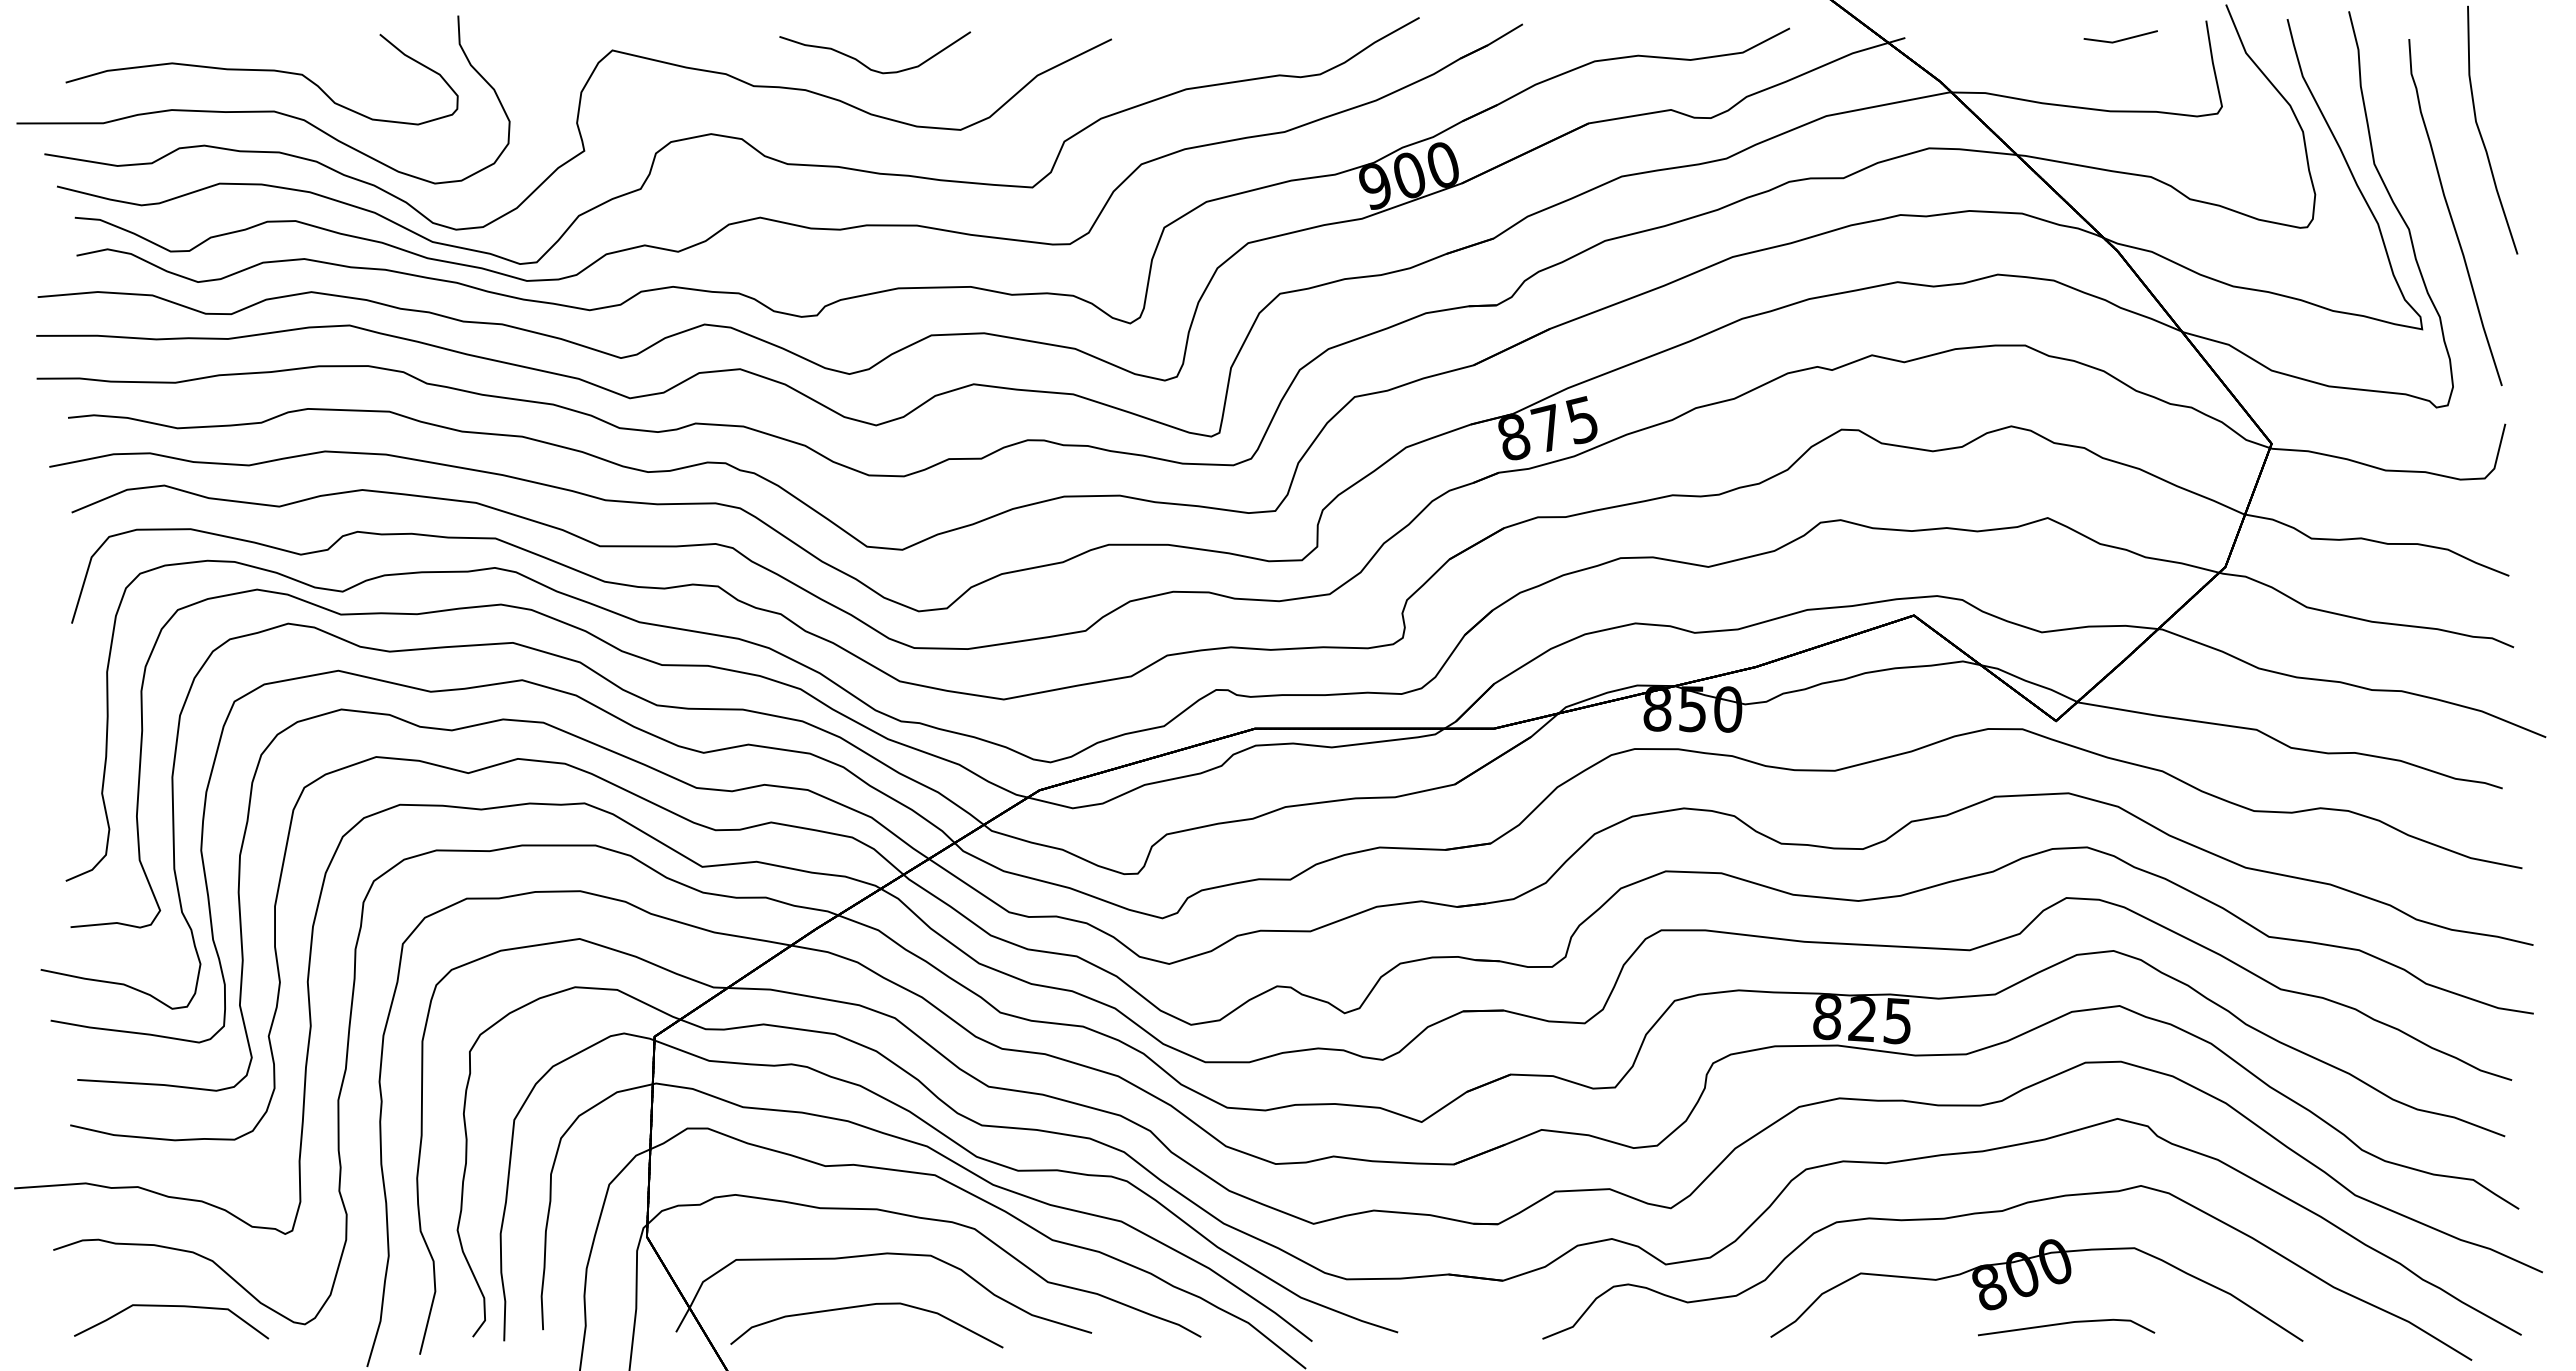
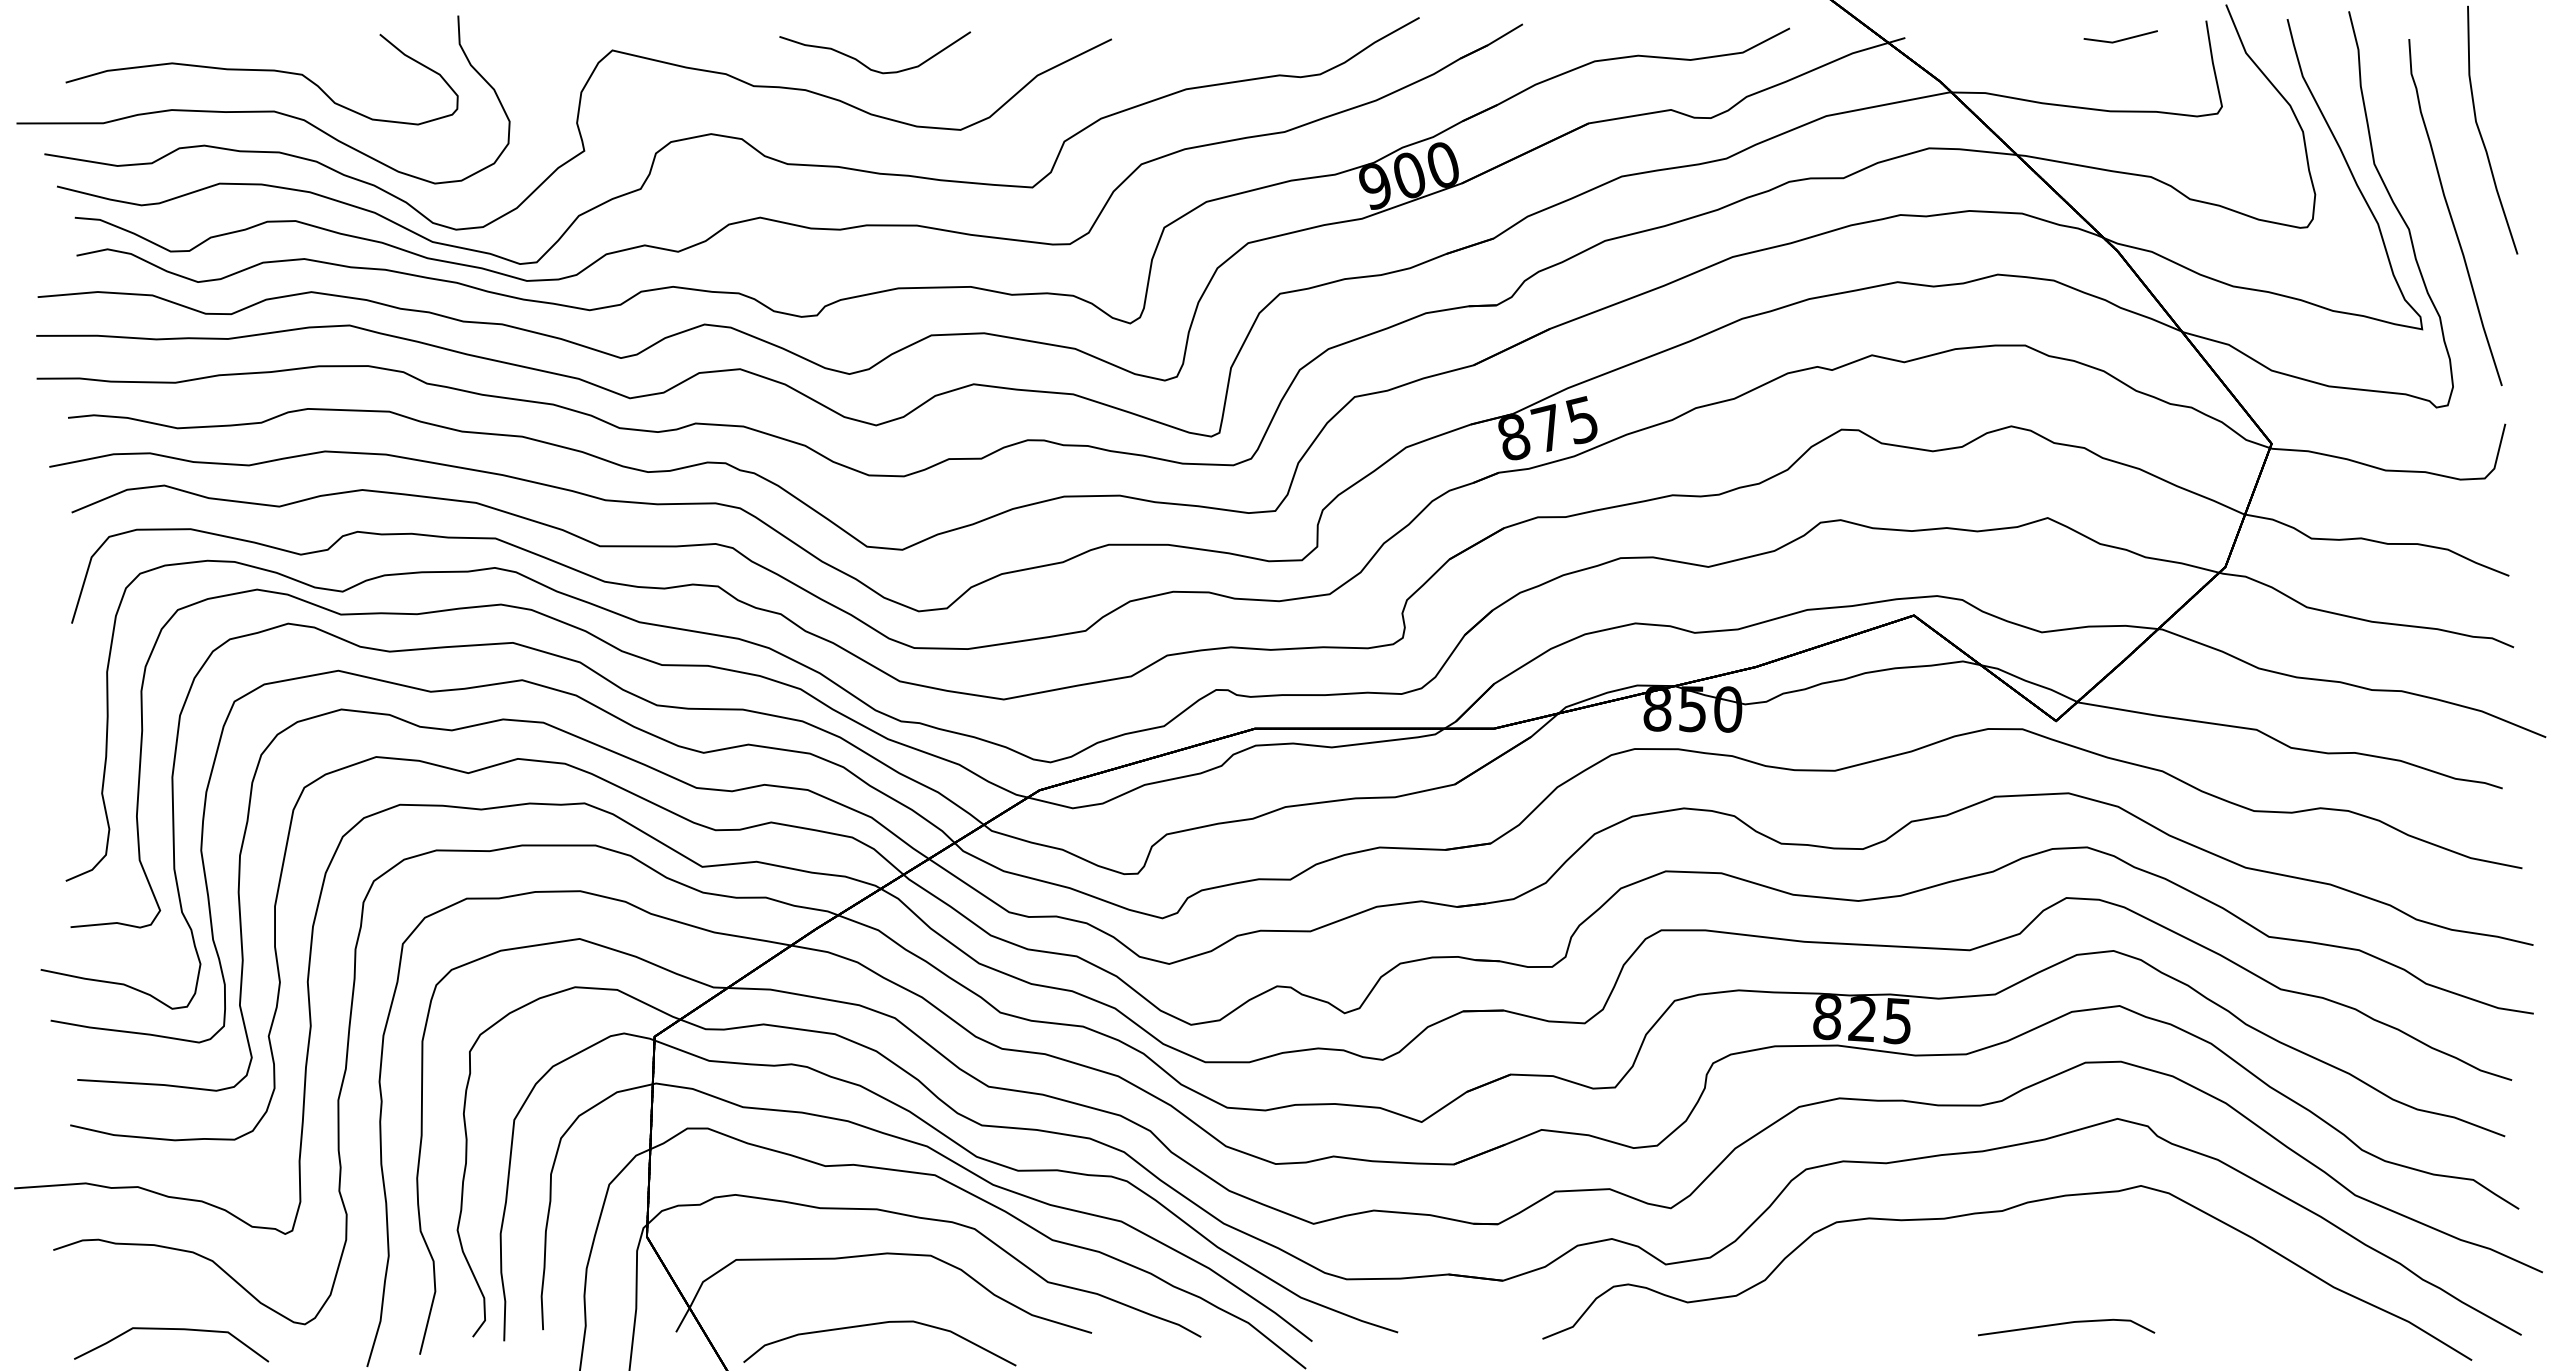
part: present -> none (2036, 1290)
curve position: (171, 1306) -> (171, 1329) (171, 1329)
curve position: (866, 1306) -> (879, 1324) (879, 1324)
